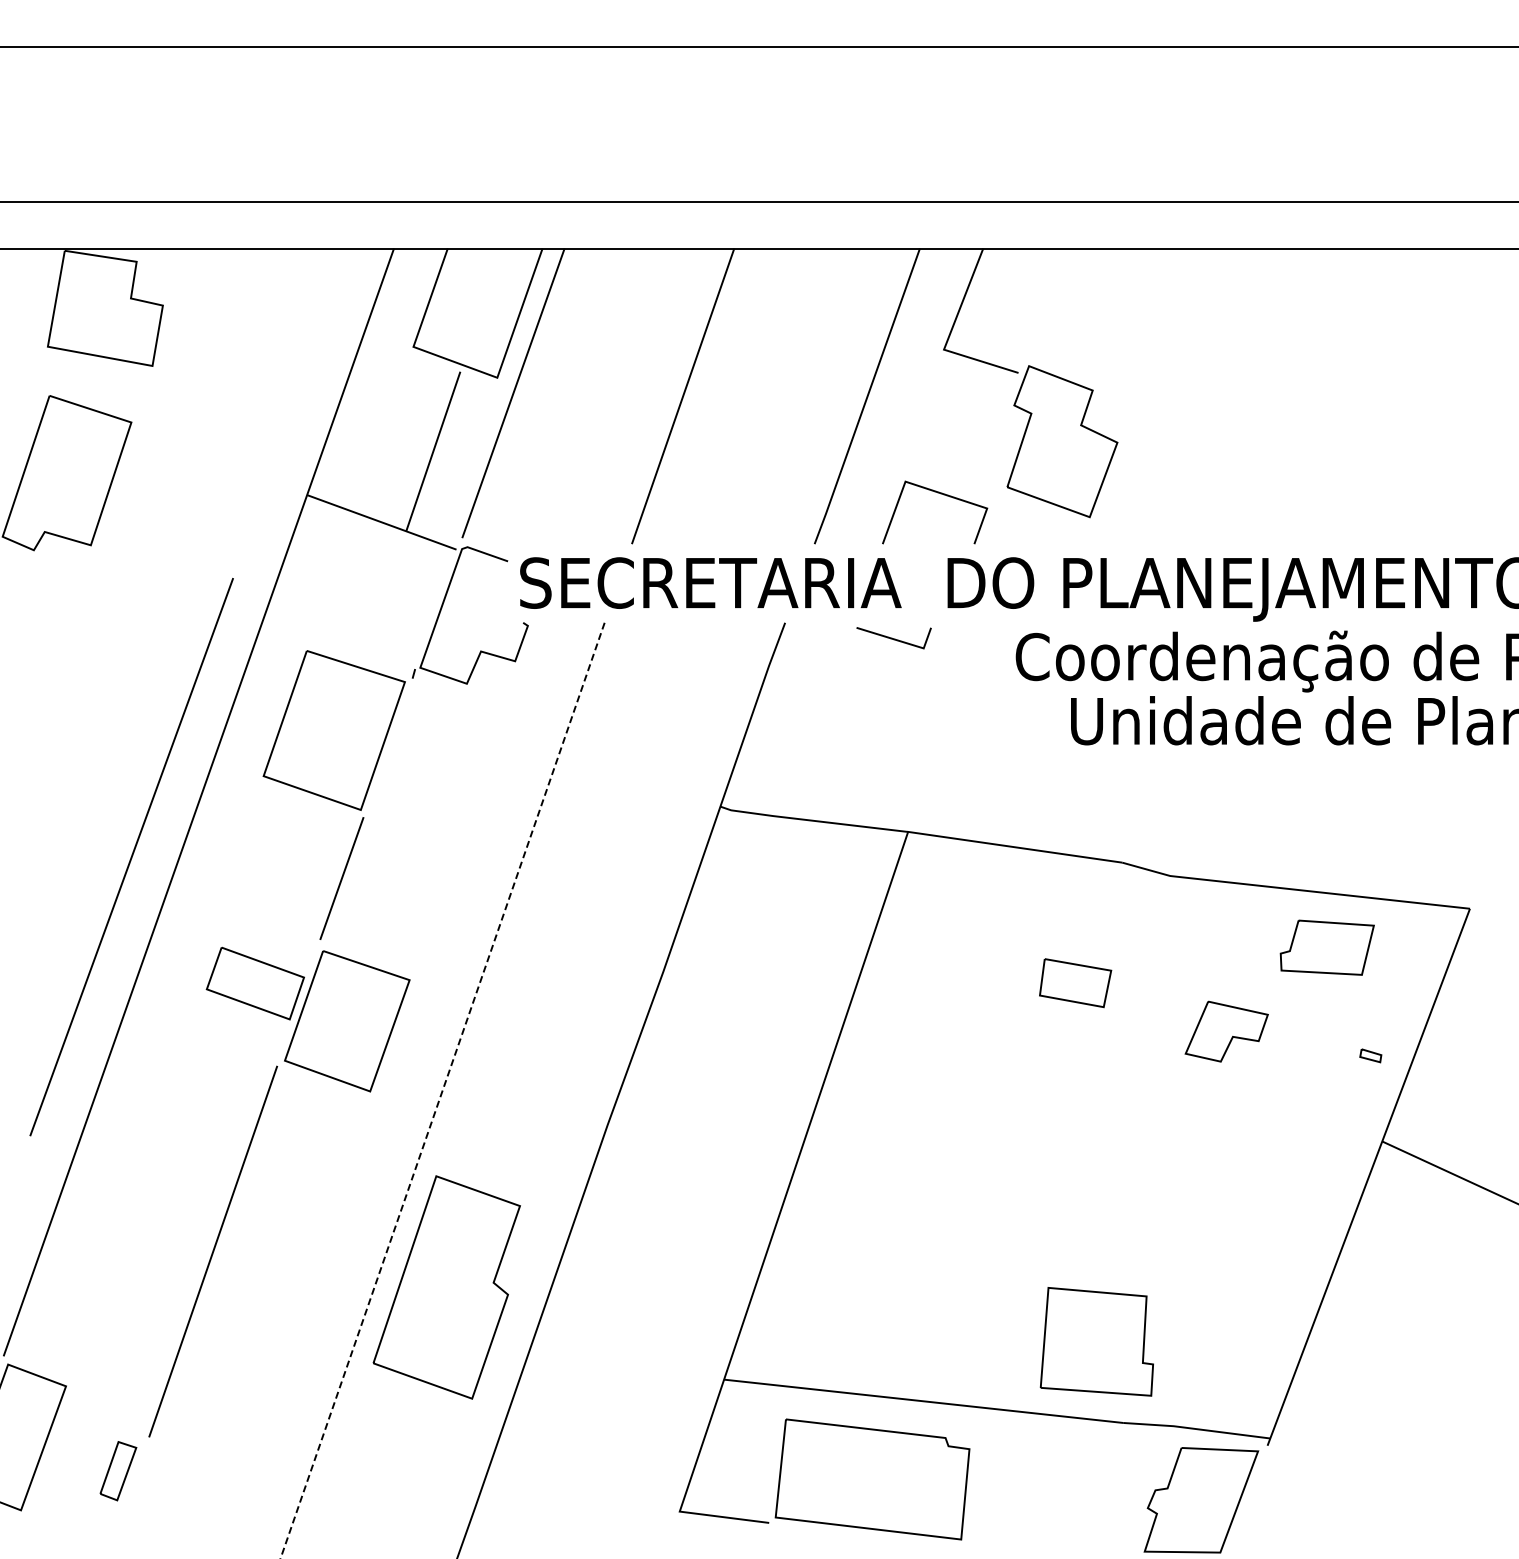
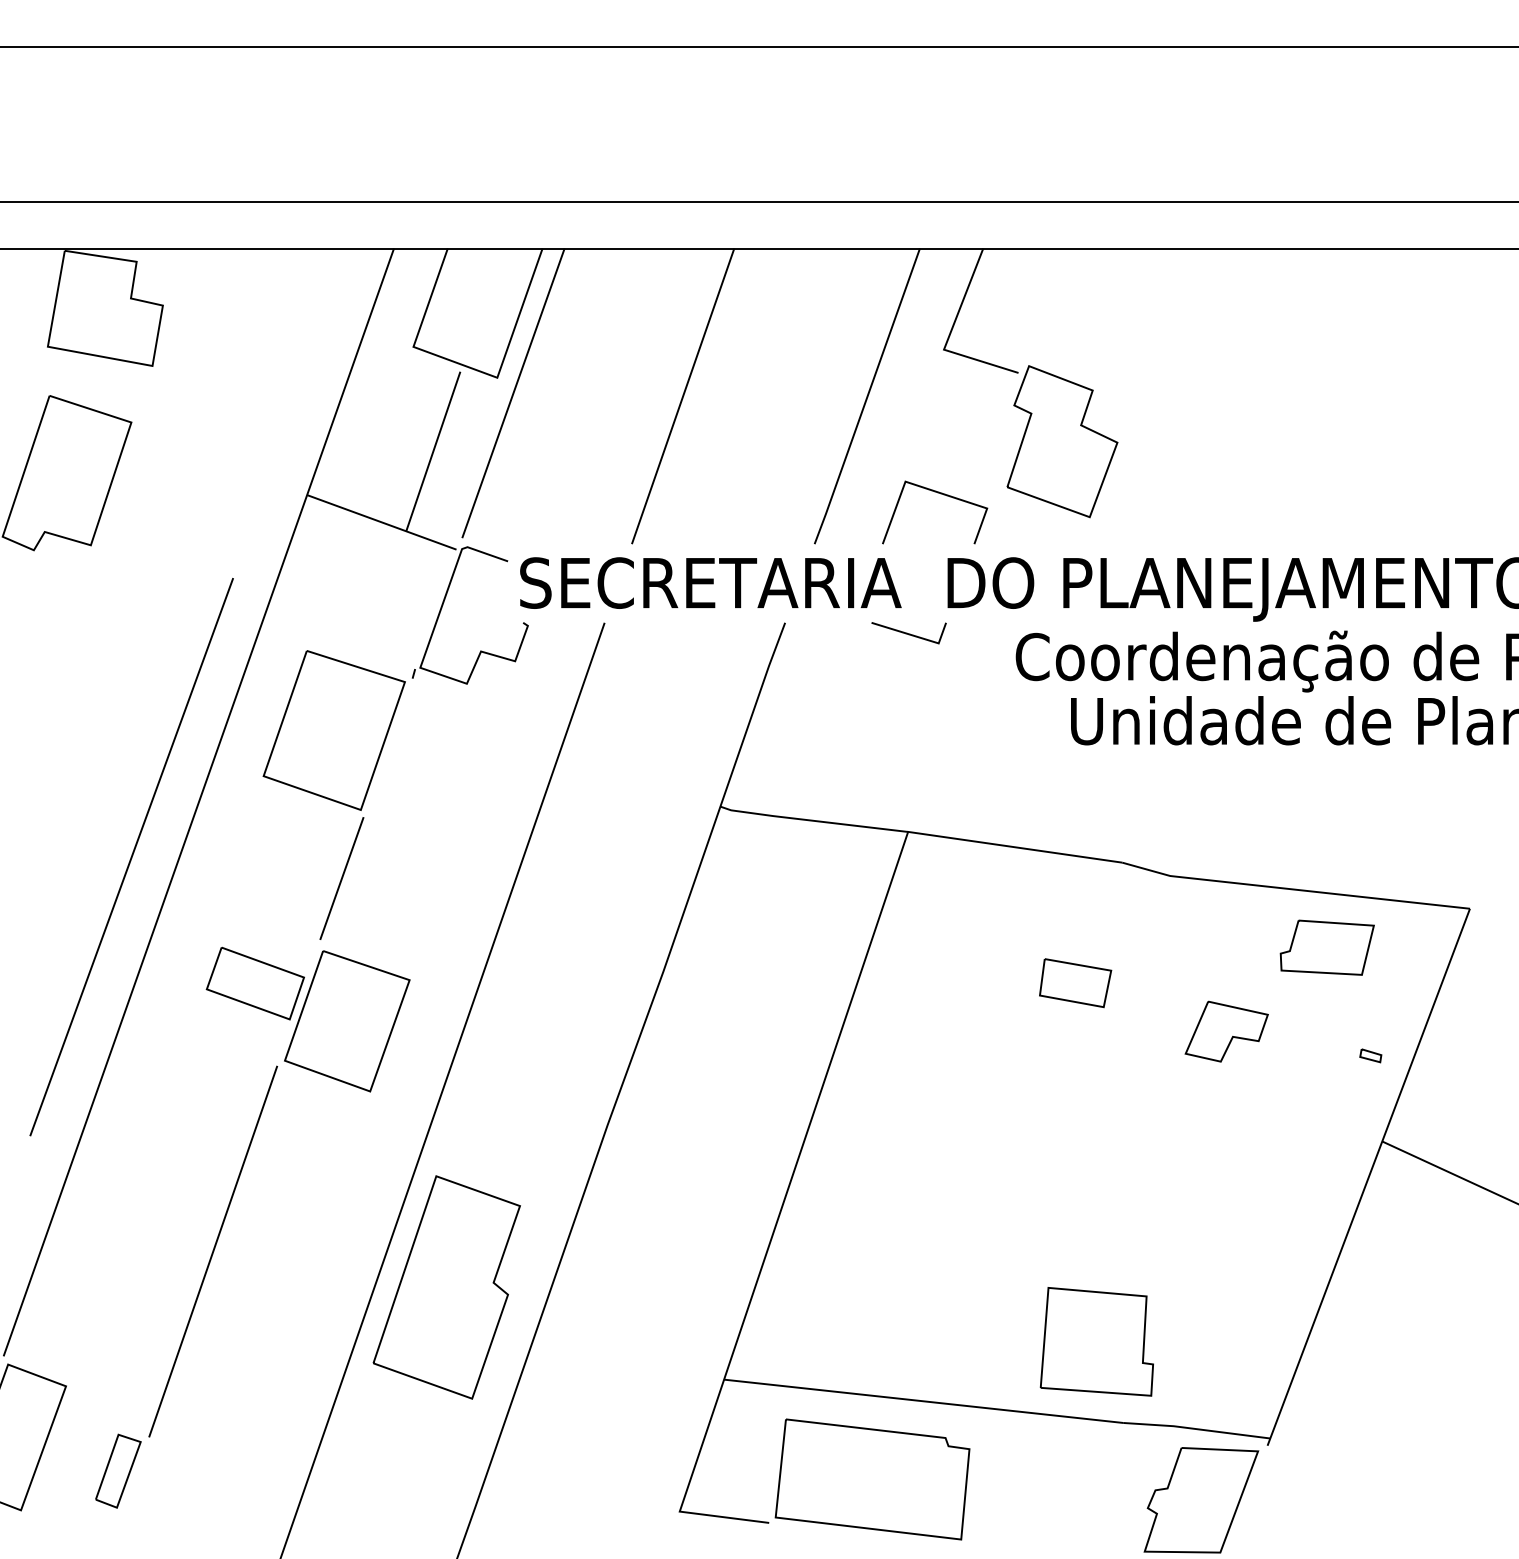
line position: (893, 638) -> (908, 633) (908, 633)
line: dashed -> solid (442, 1091)
part size: 39x61 px -> 47x76 px (118, 1470)
